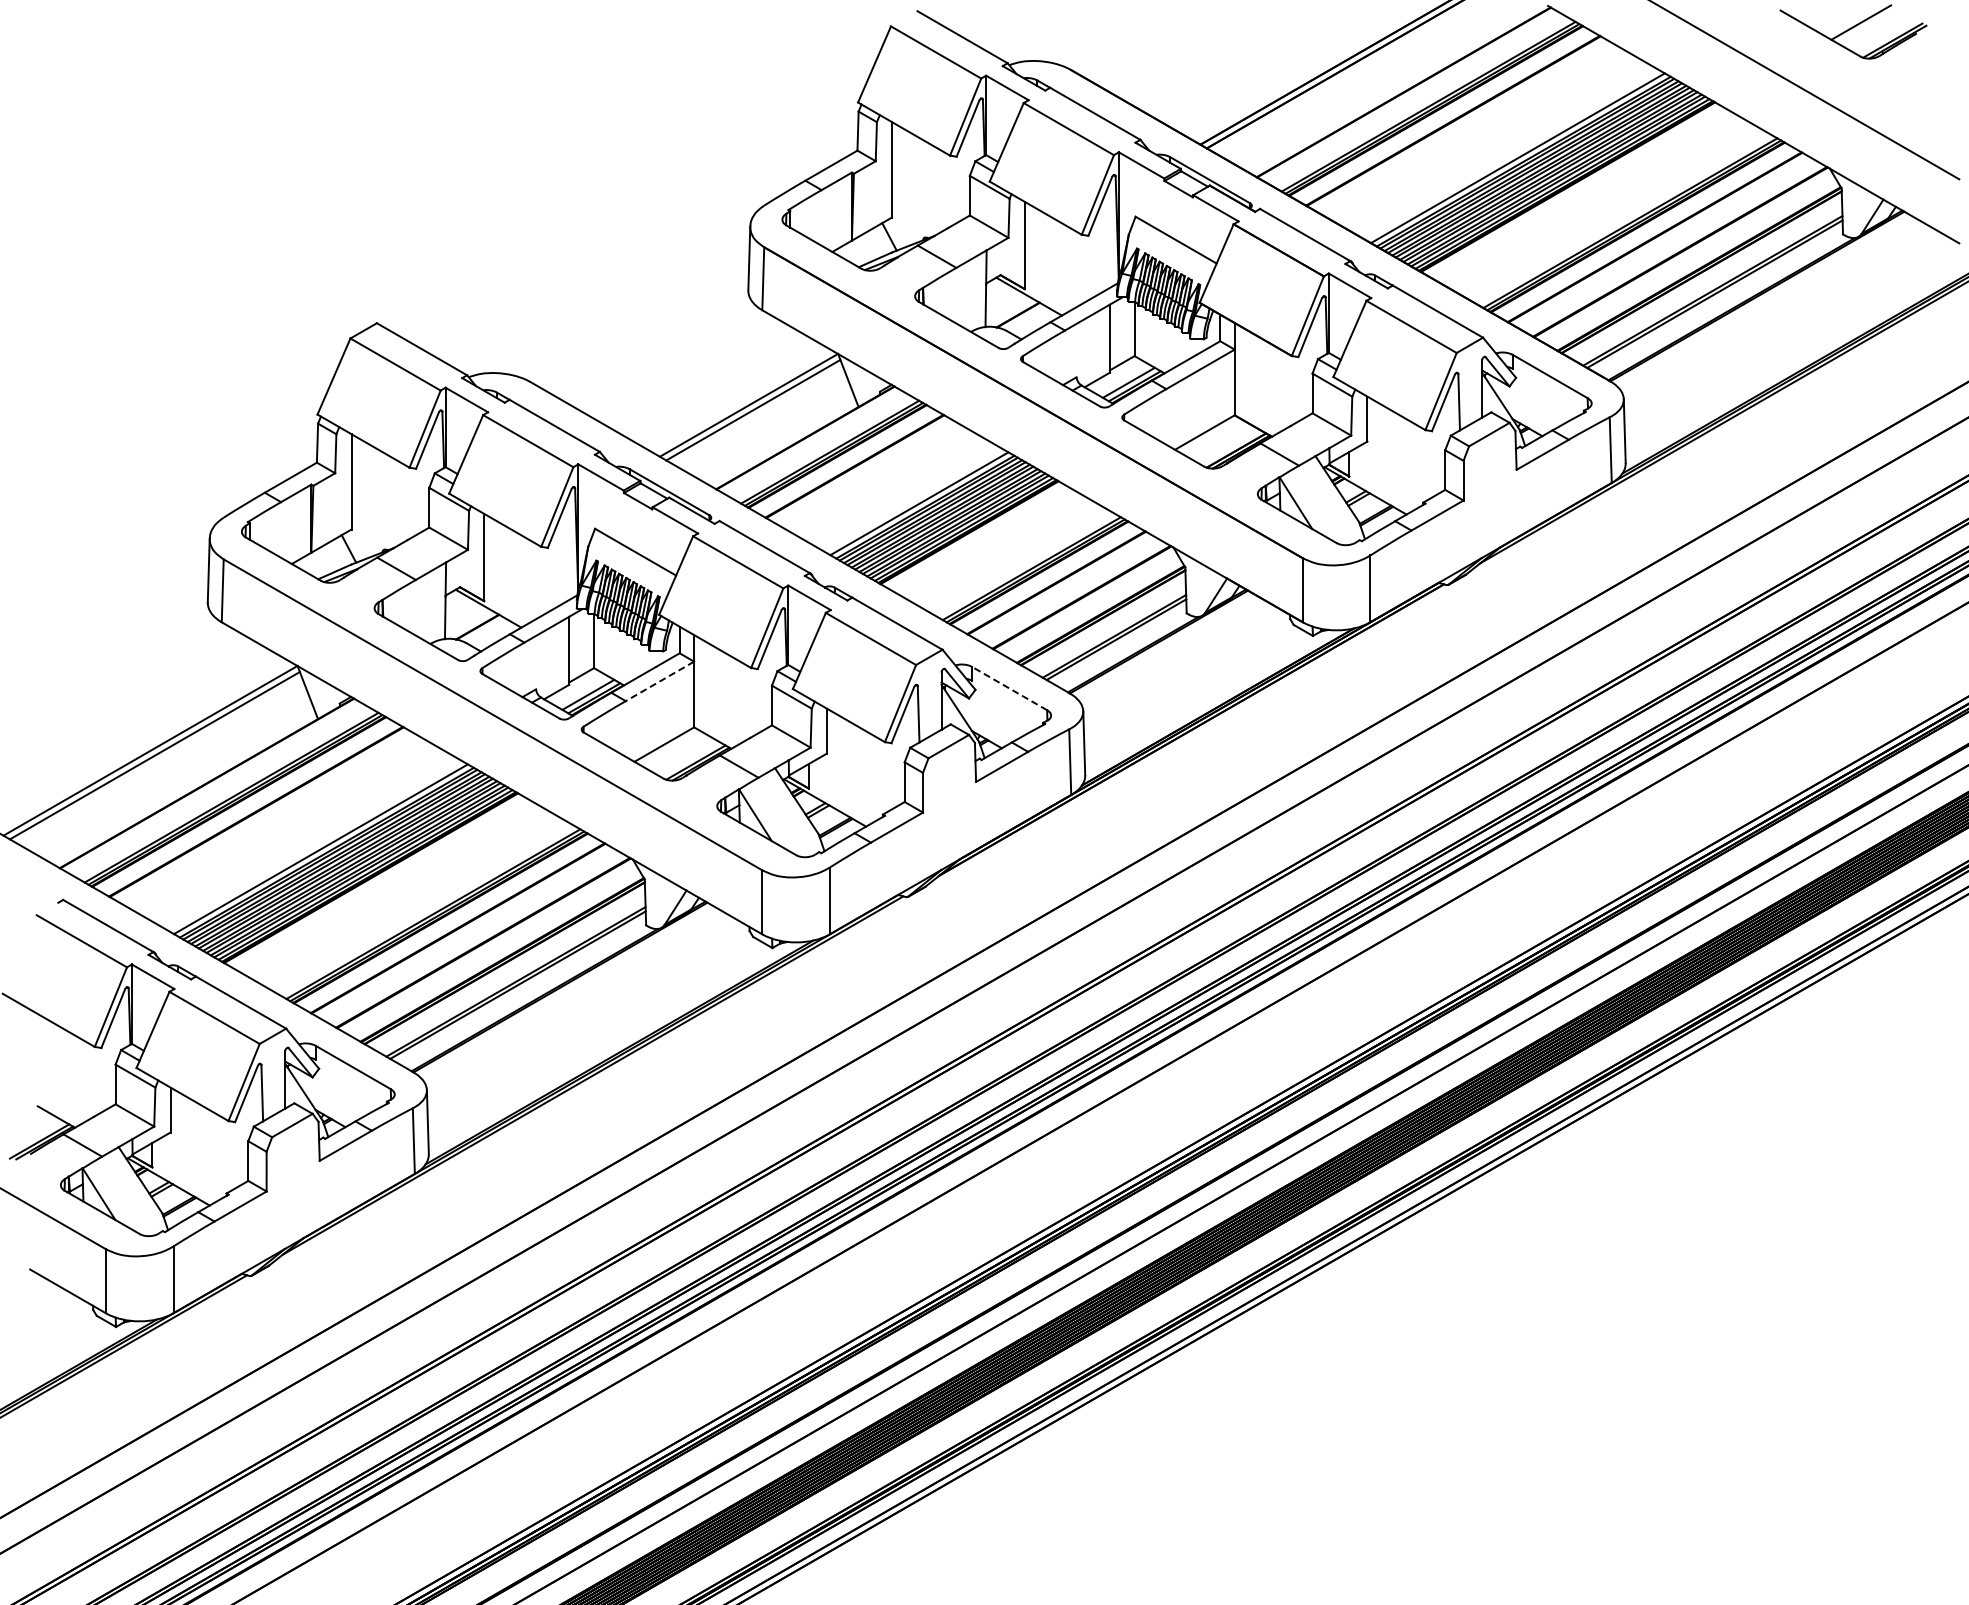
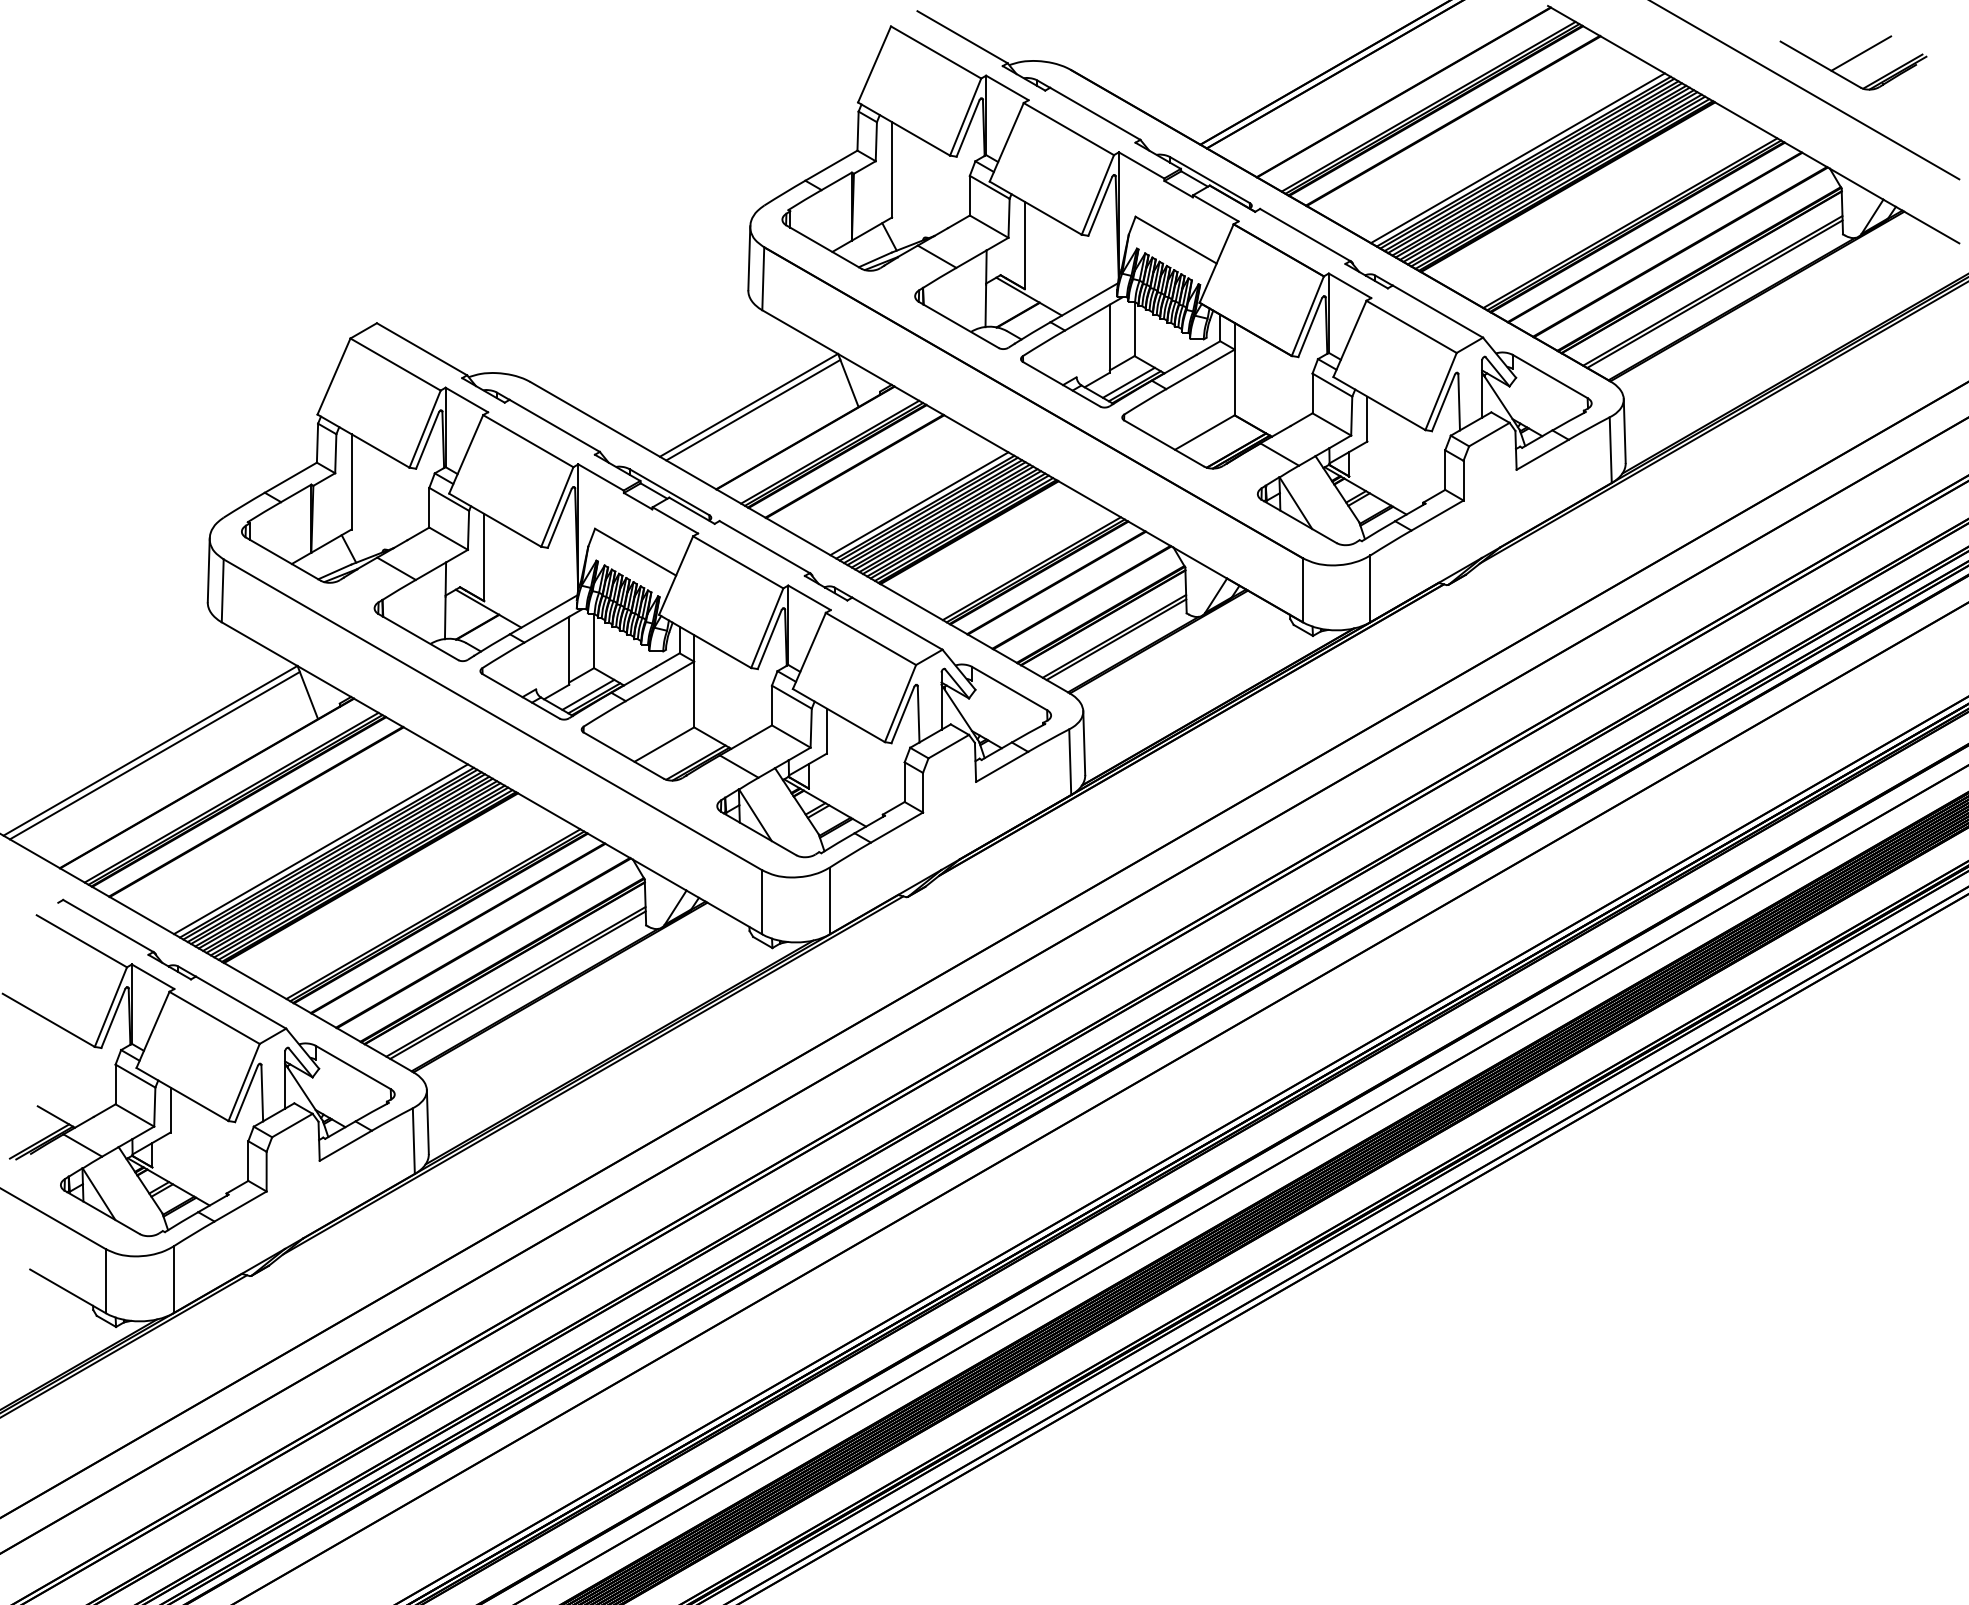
part position: (1853, 31) -> (1853, 62) (1853, 62)
line: dashed -> solid (659, 681)
line: dashed -> solid (1009, 688)
